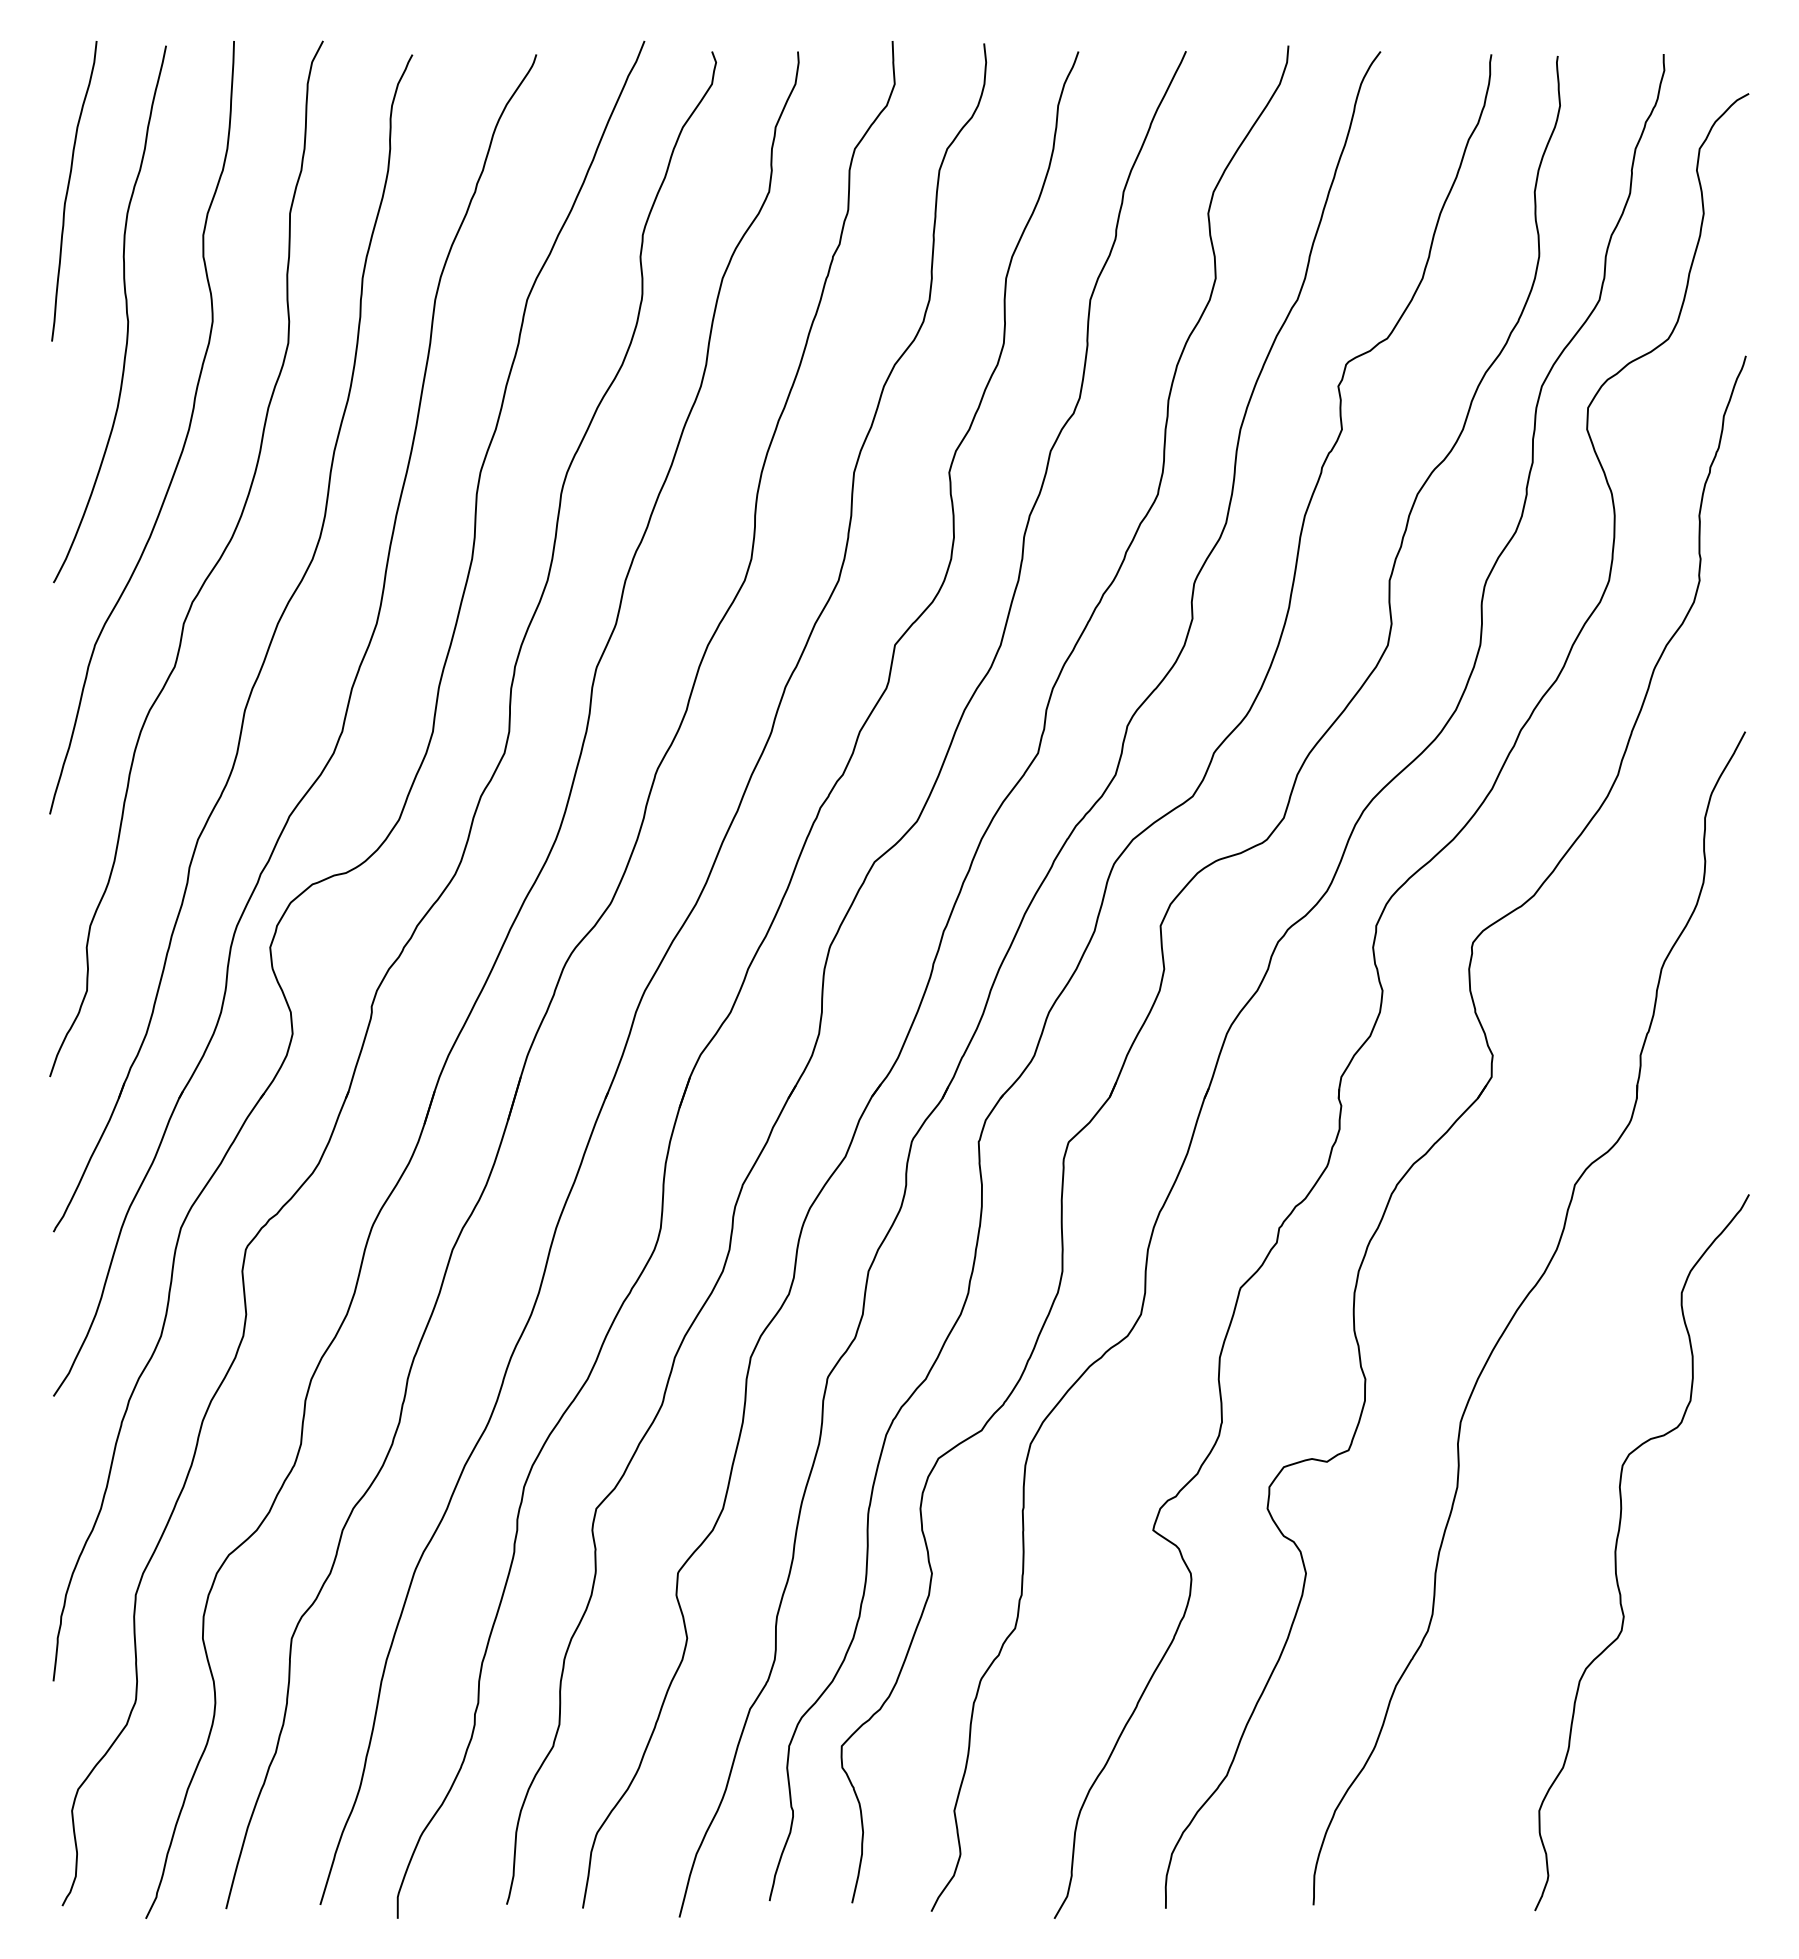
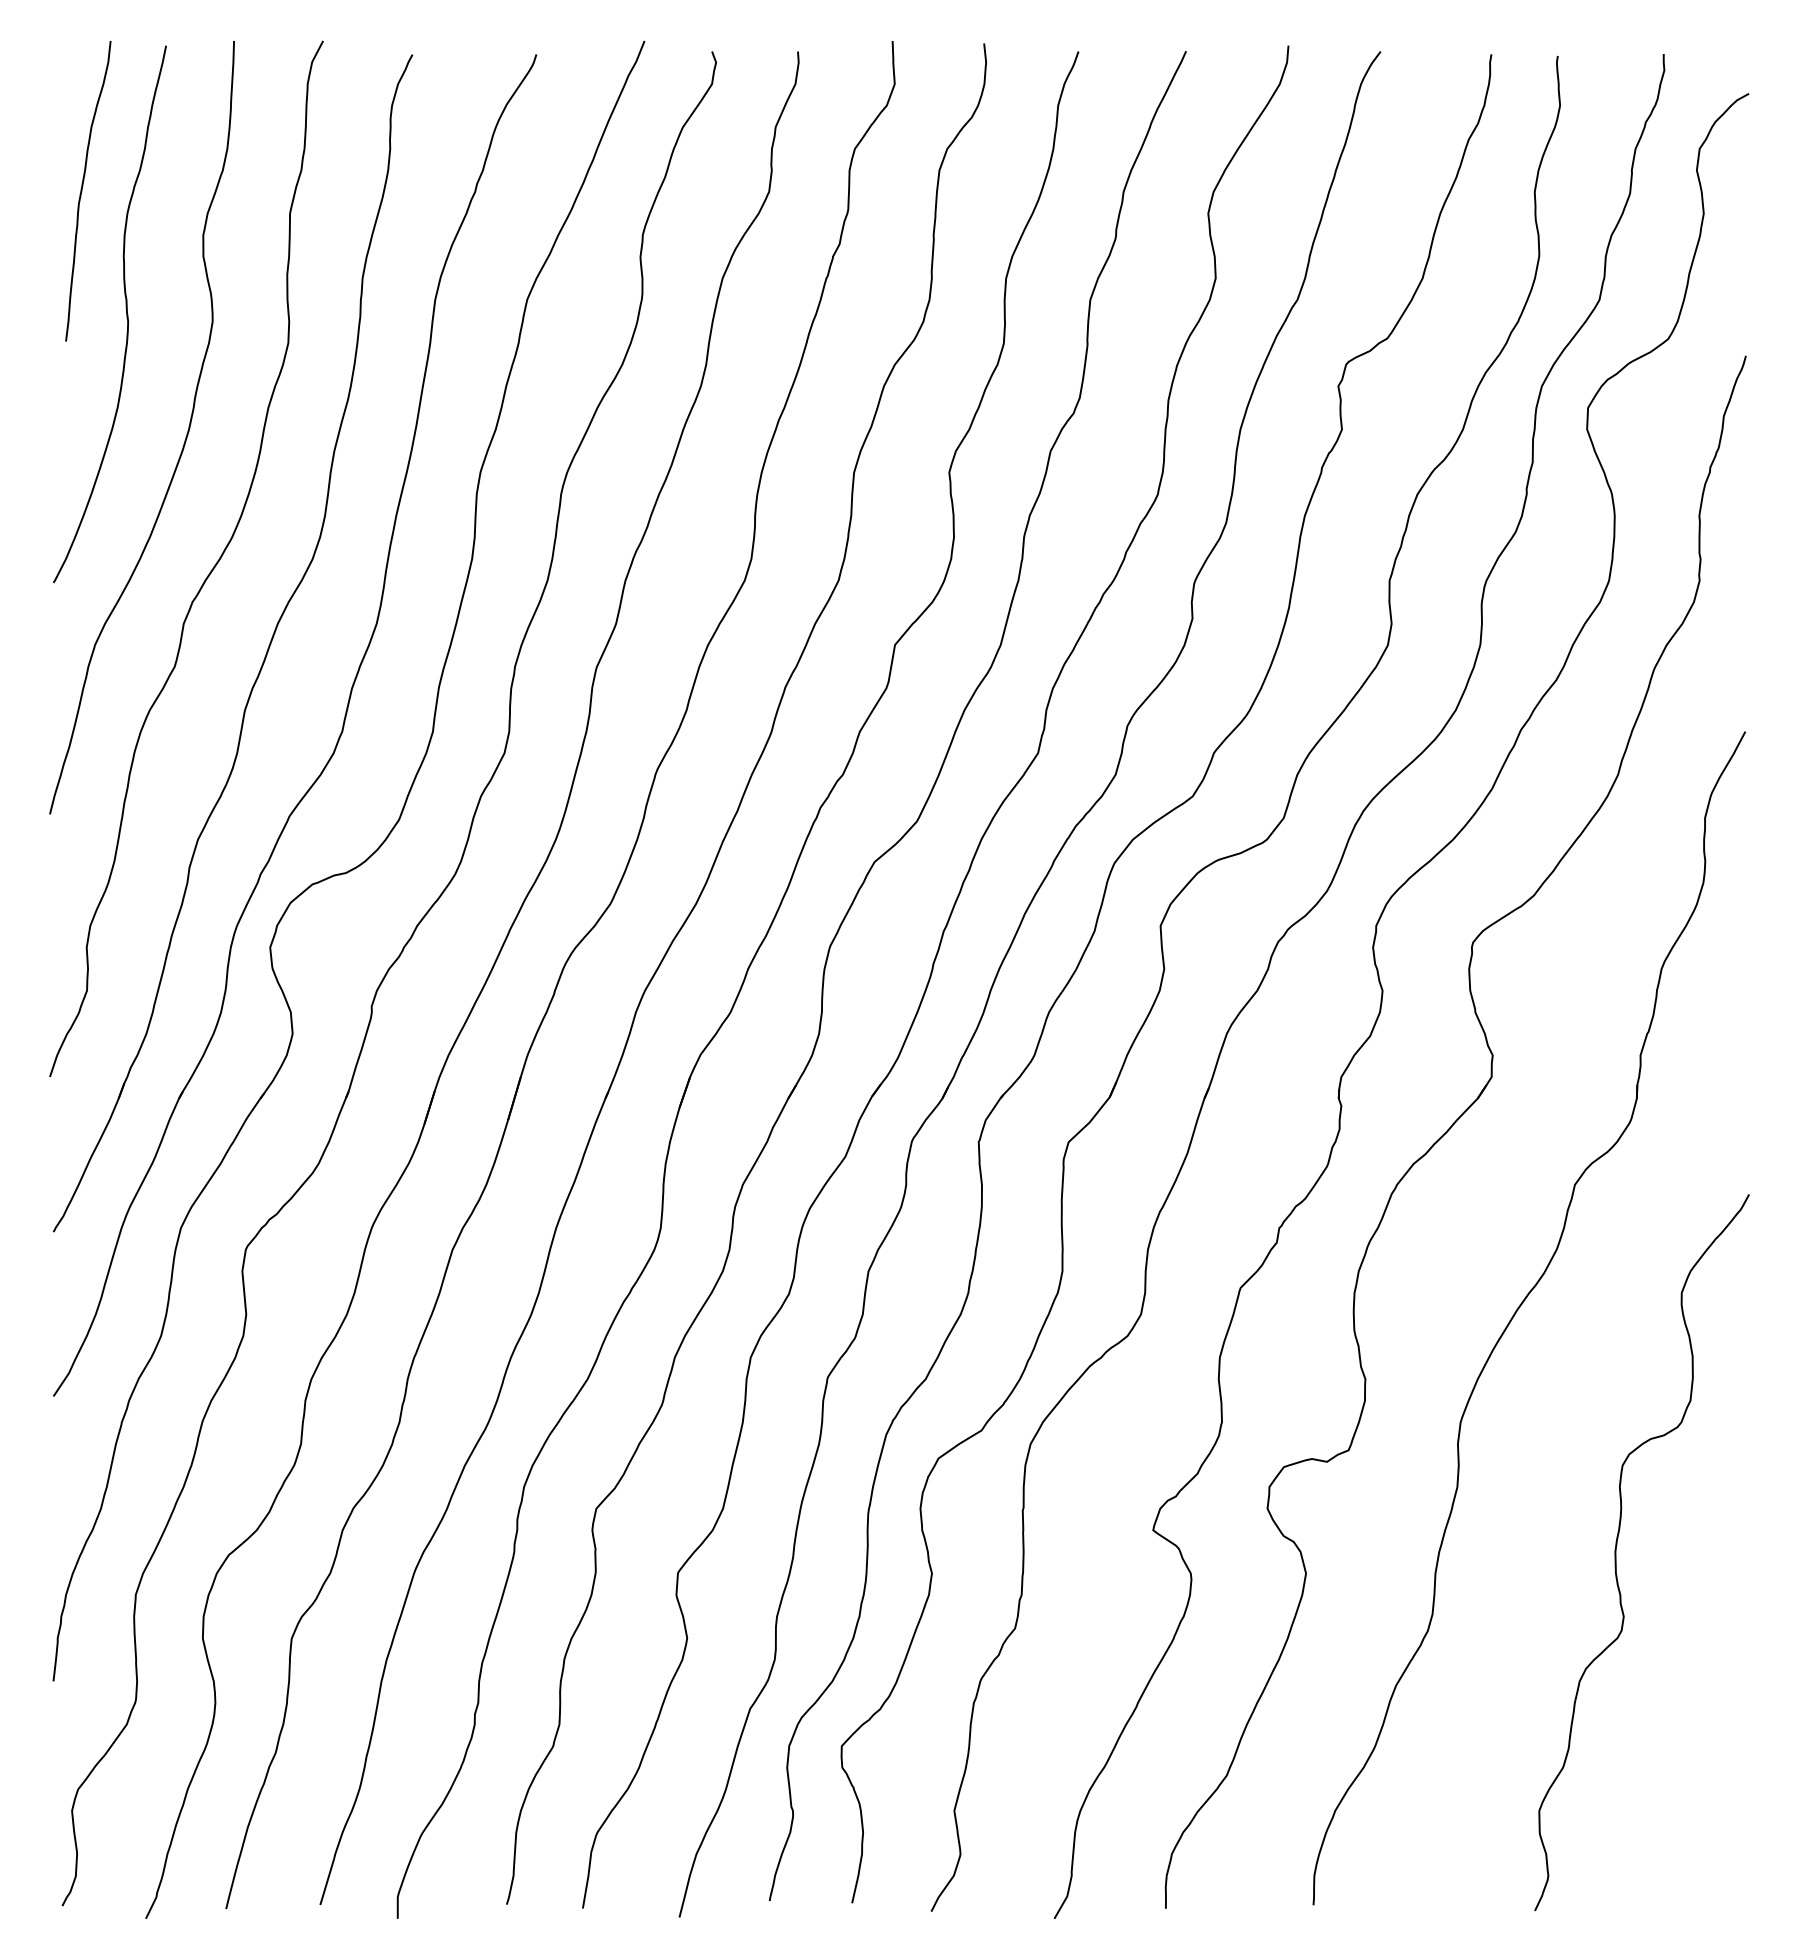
curve position: (68, 191) -> (82, 191) (82, 191)
